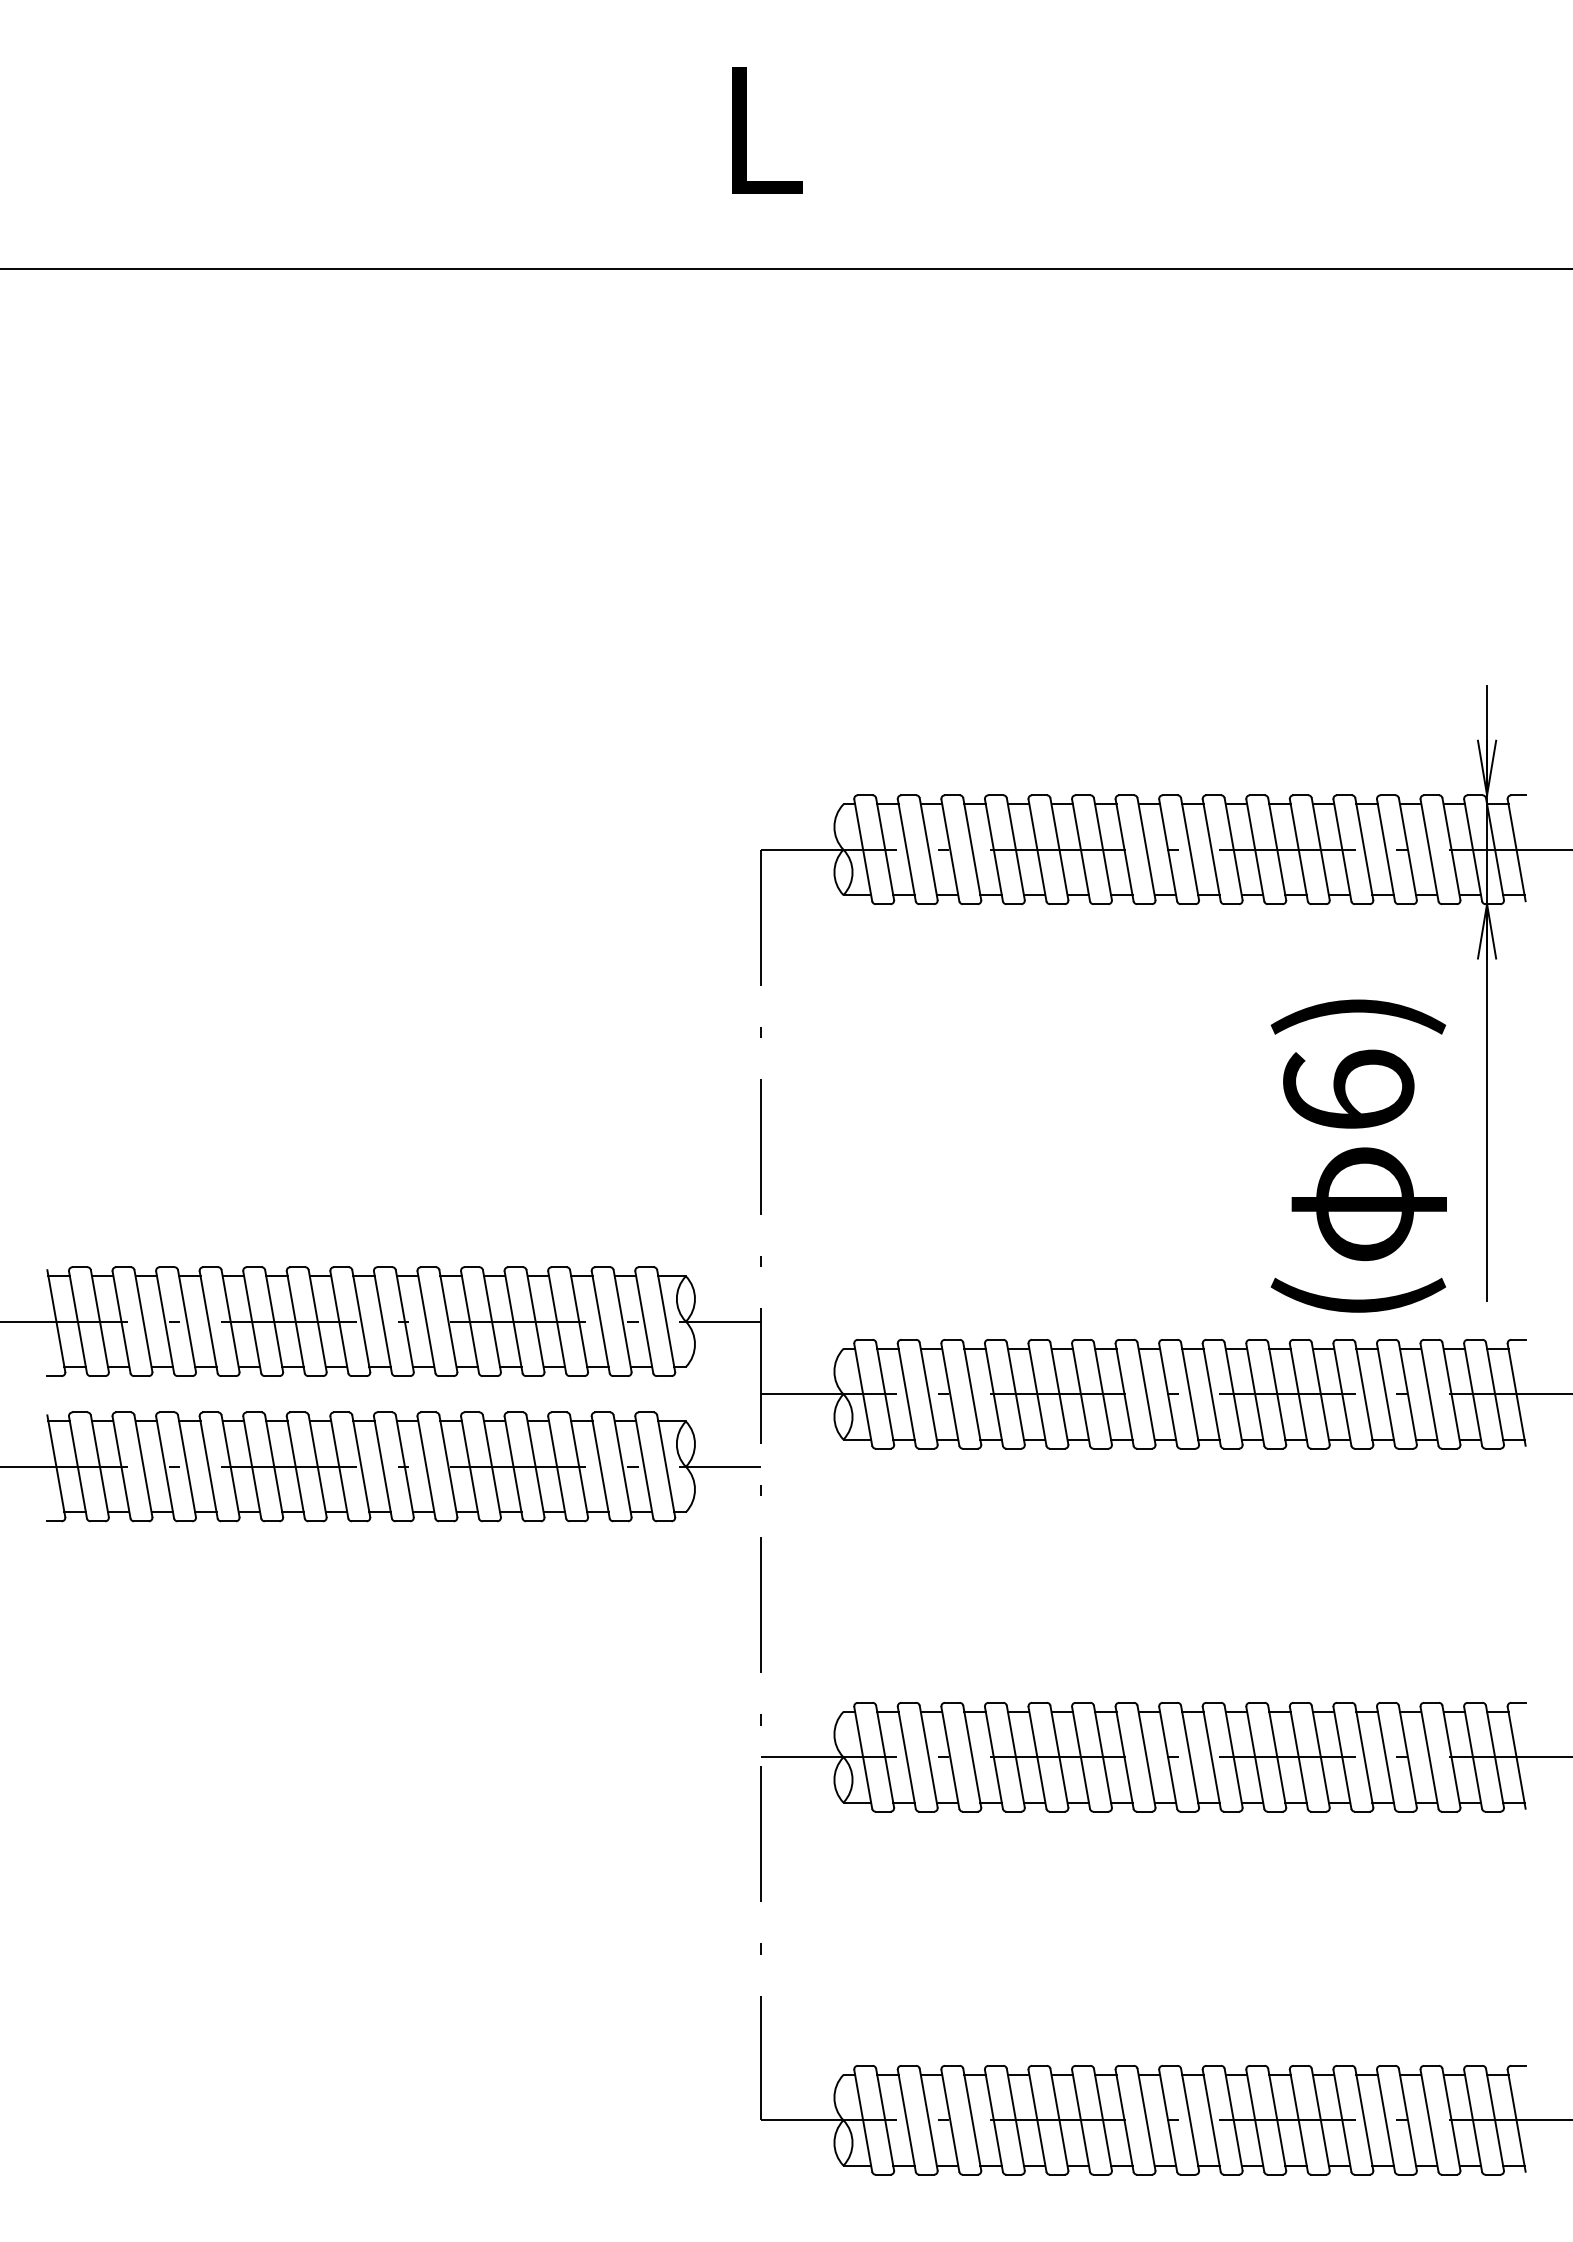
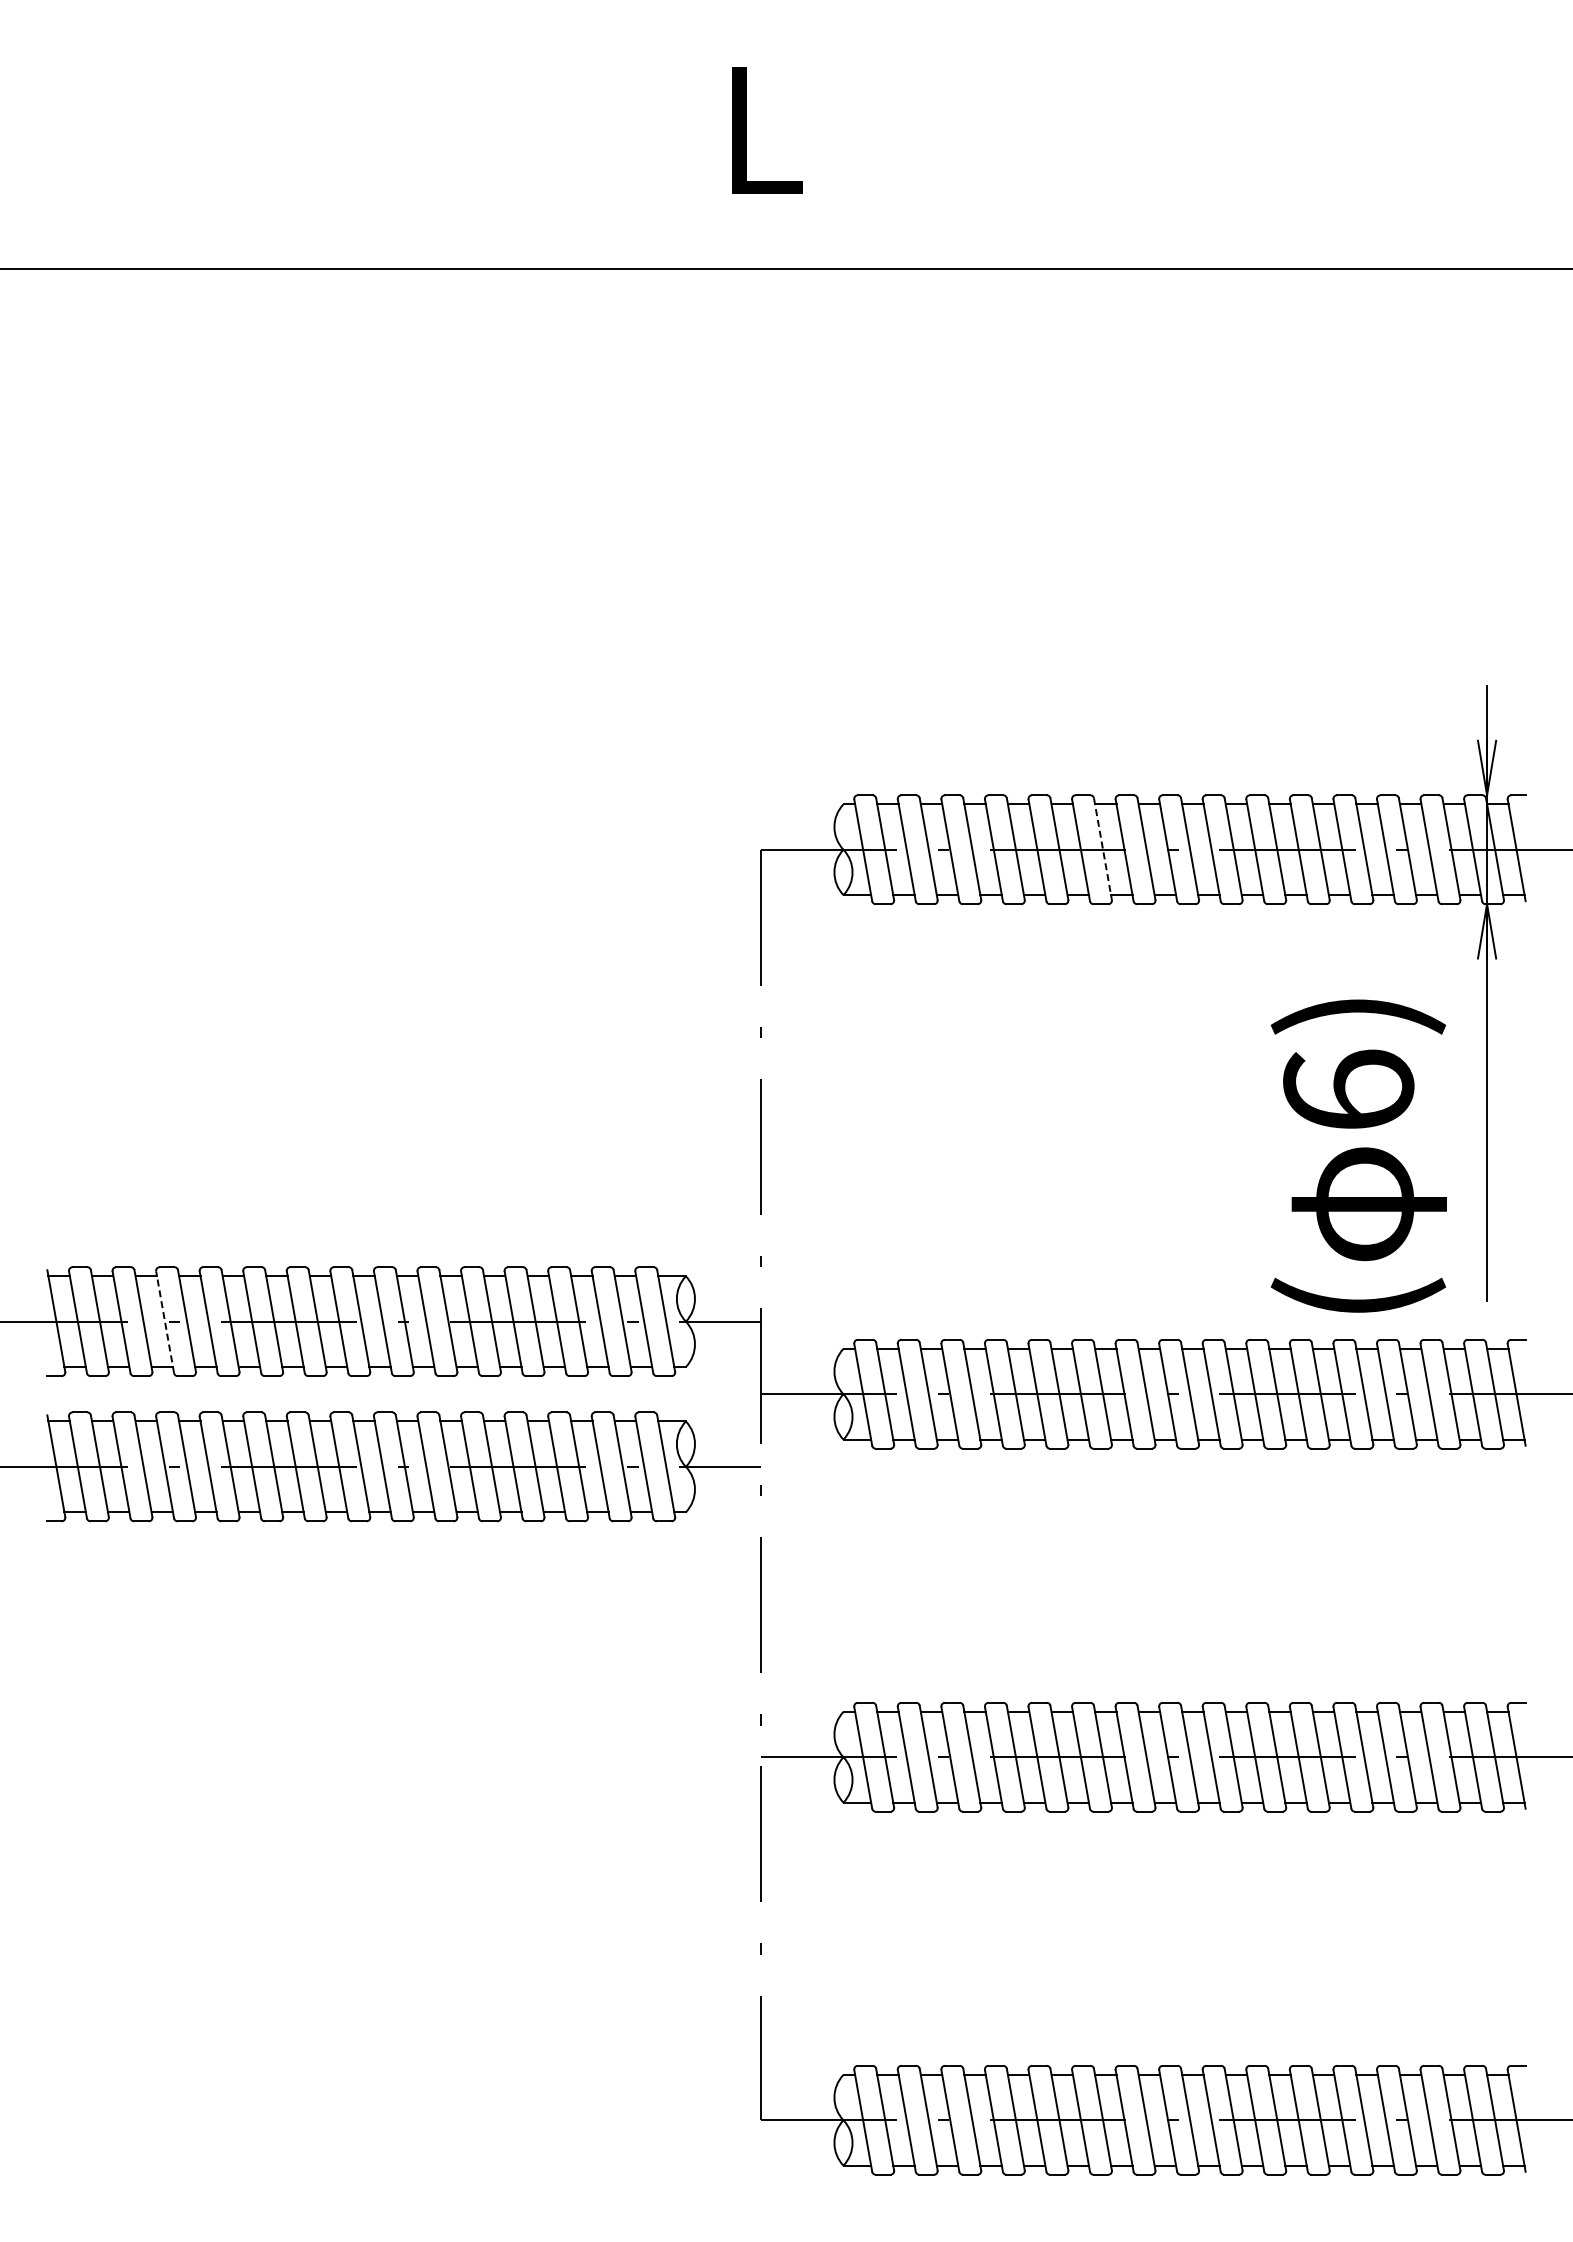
line: solid -> dashed (1102, 849)
line: solid -> dashed (165, 1322)
